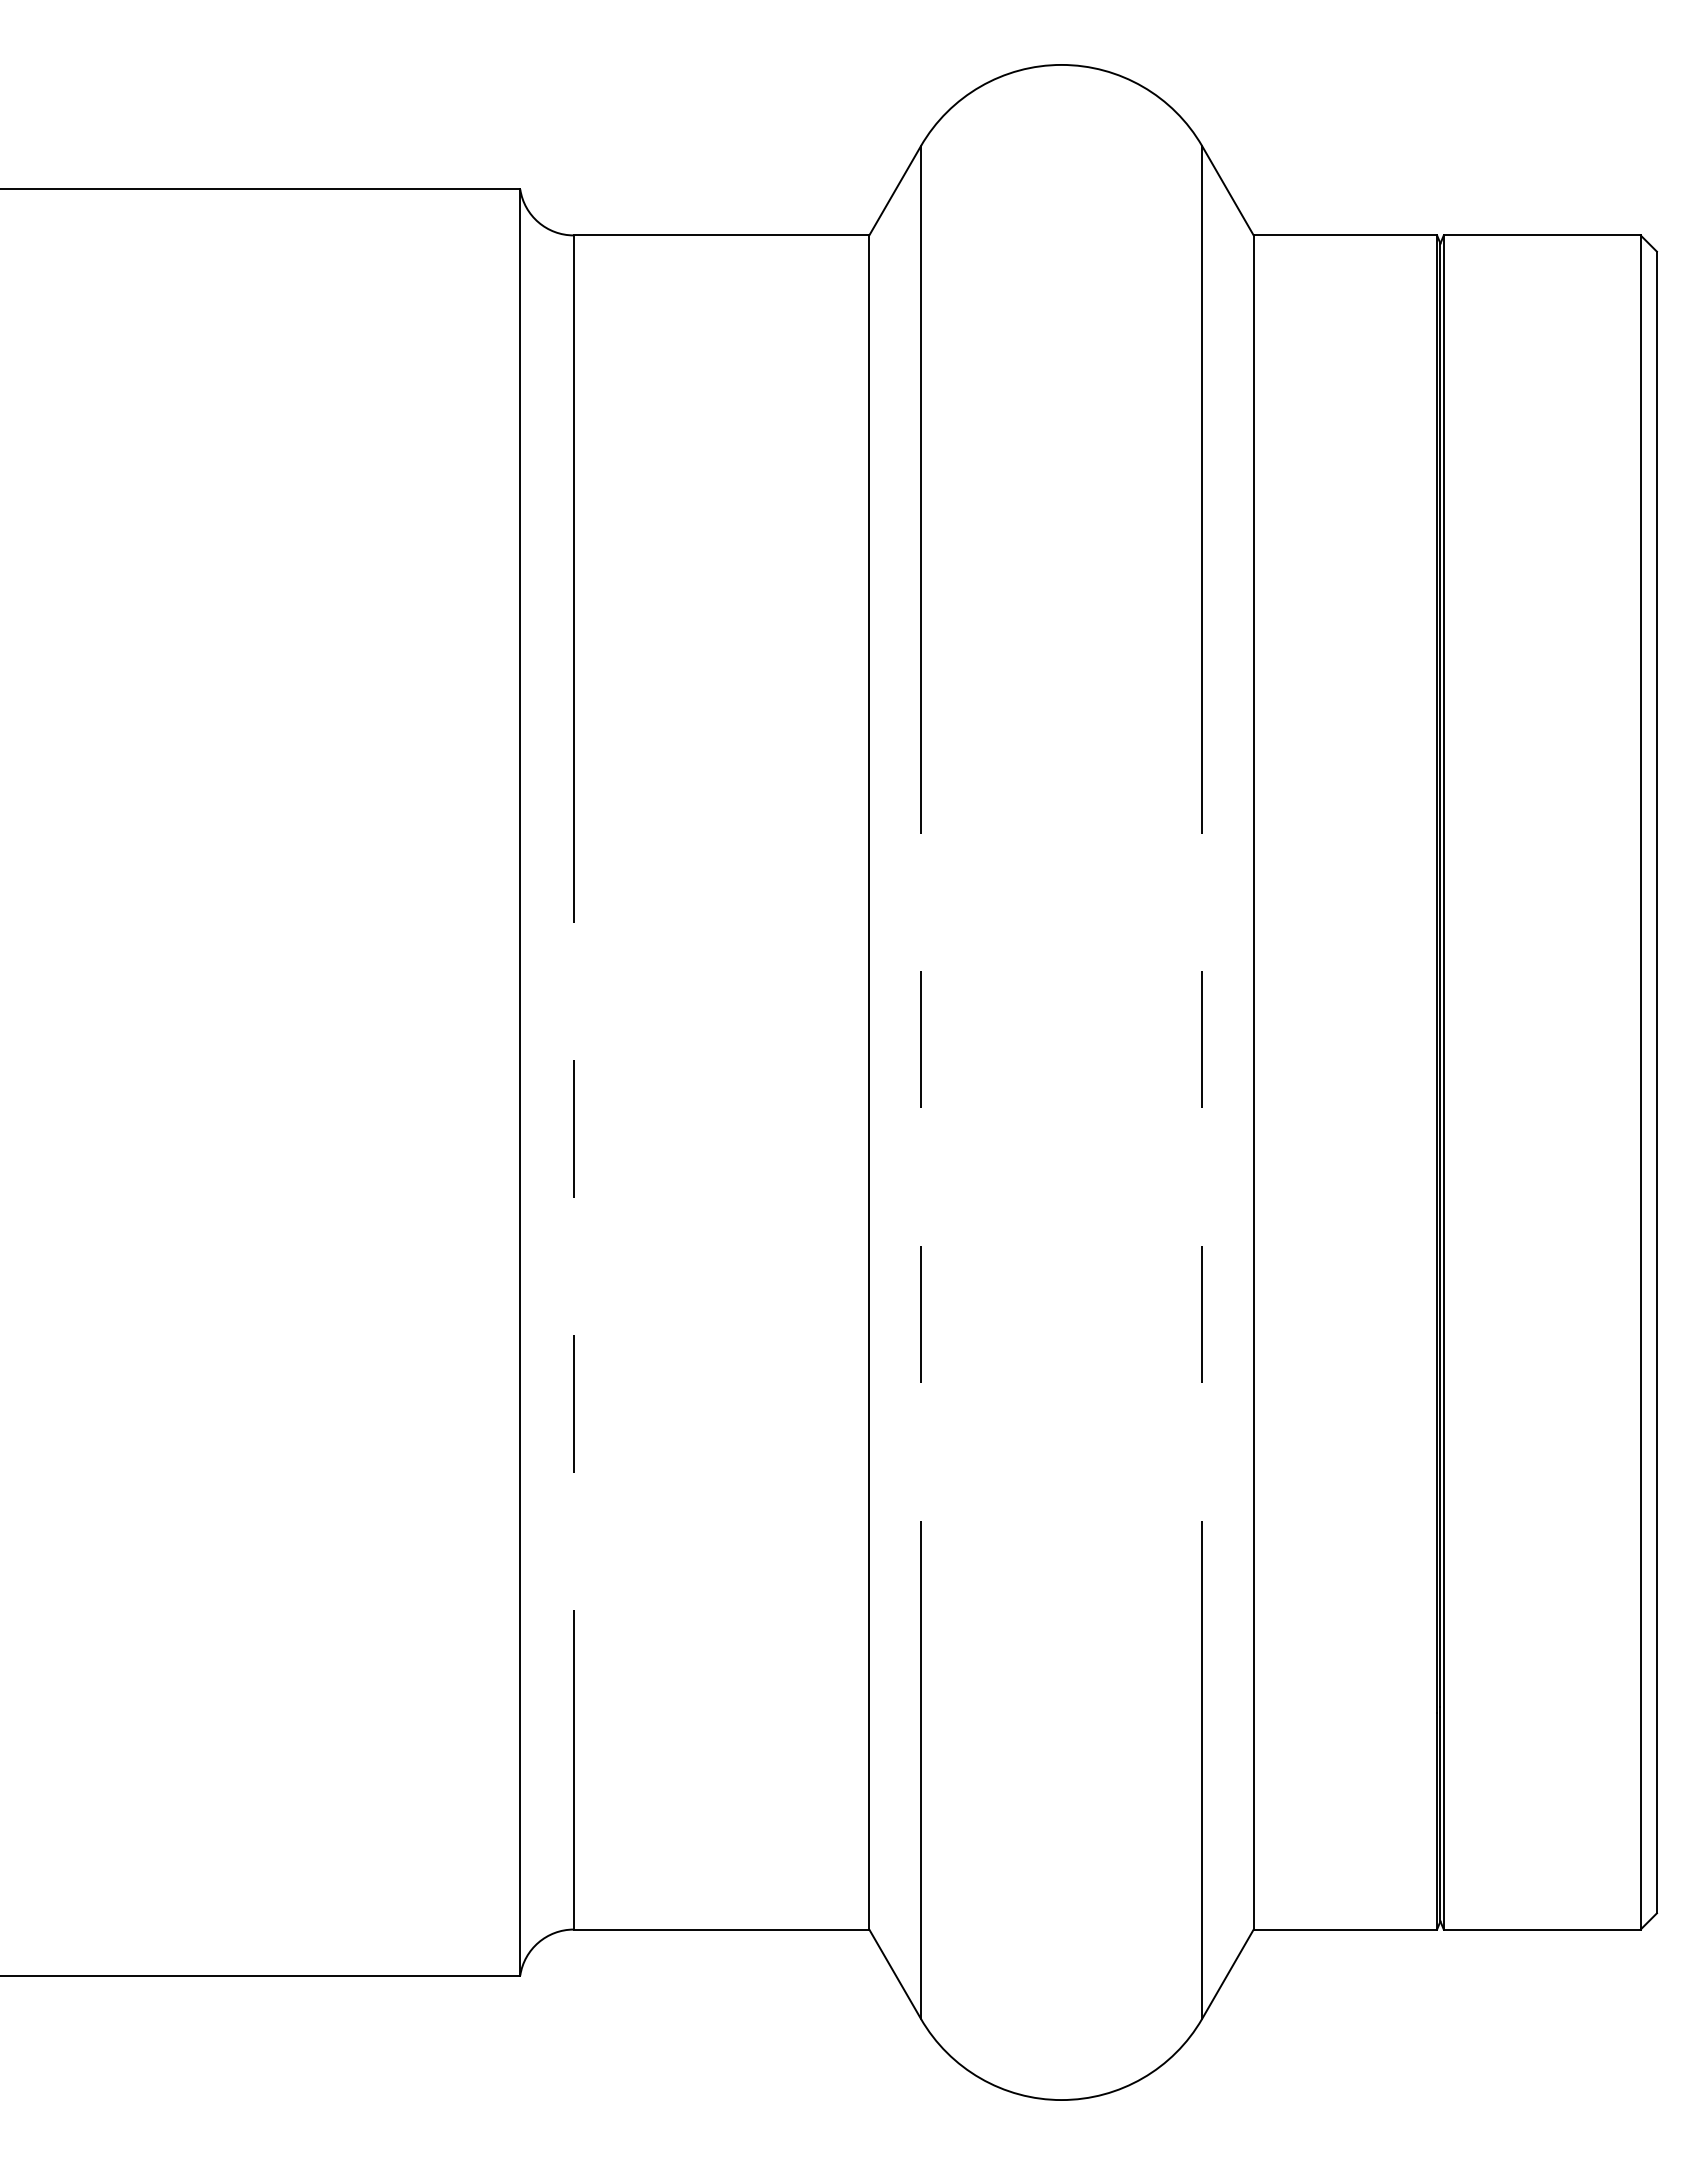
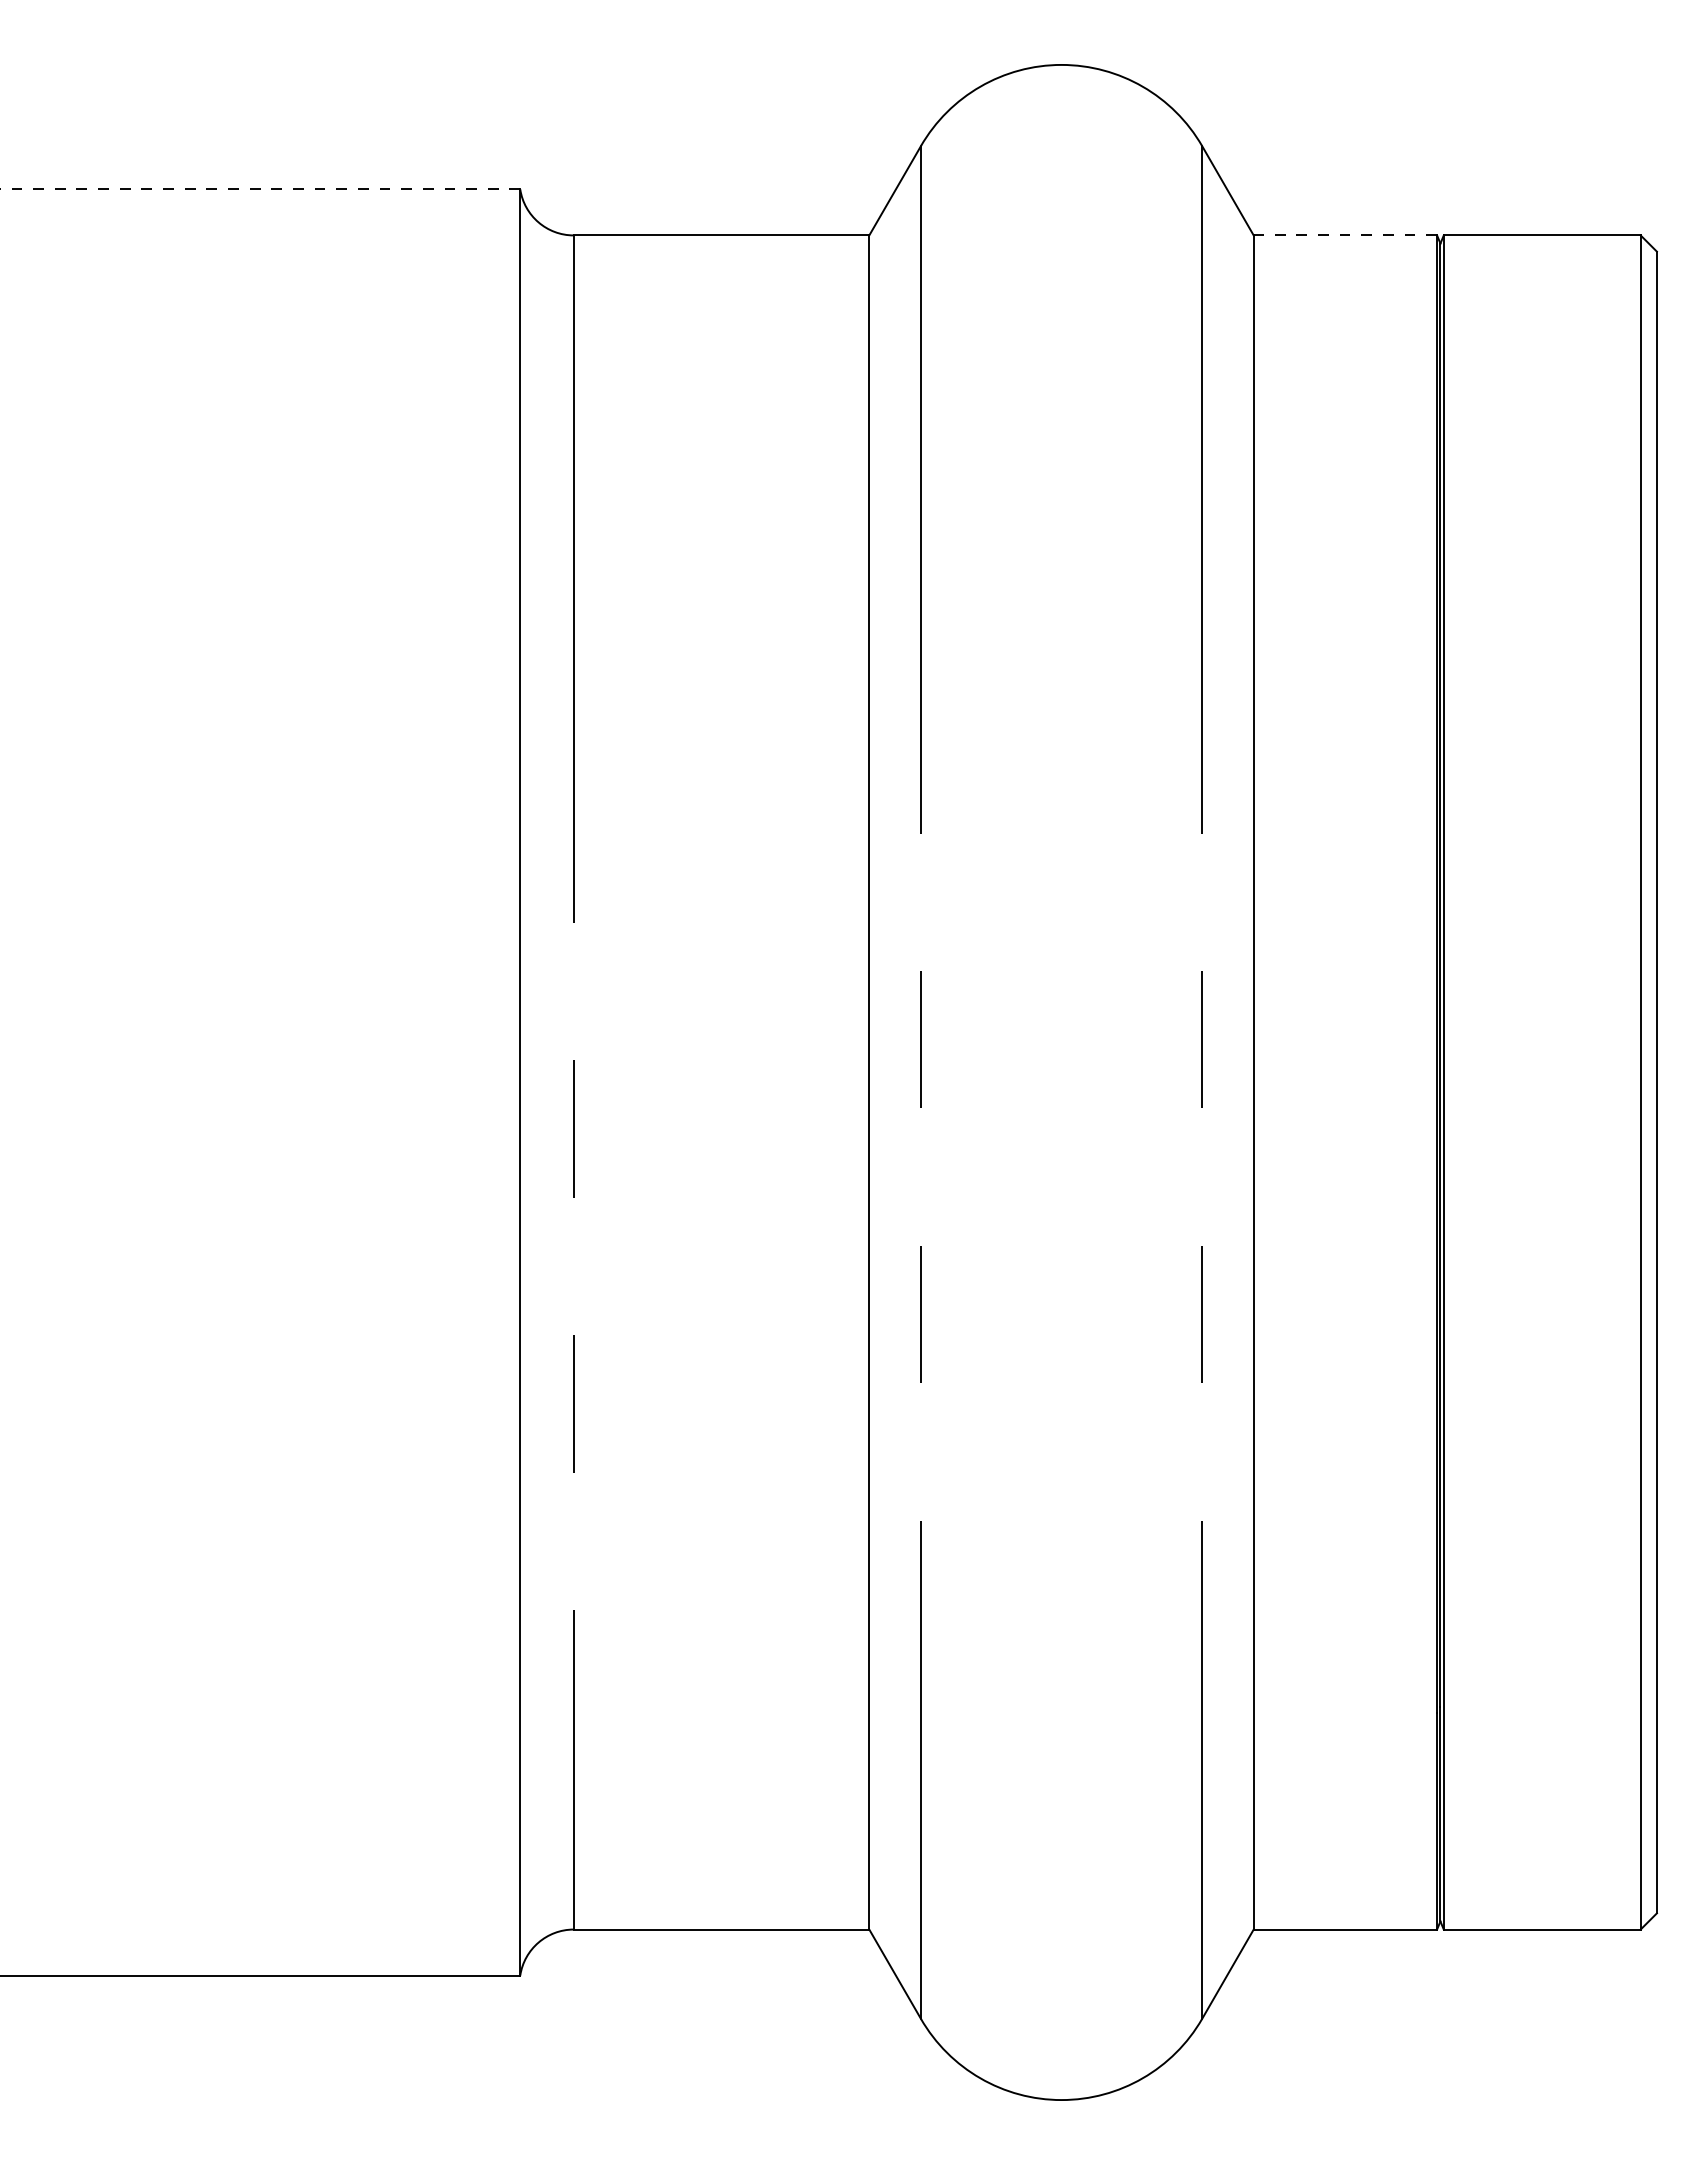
line: solid -> dashed (260, 189)
line: solid -> dashed (1345, 235)
